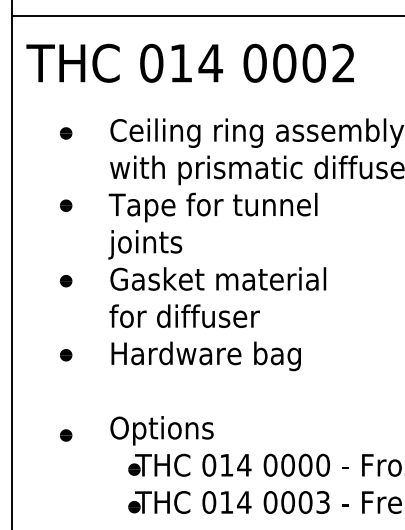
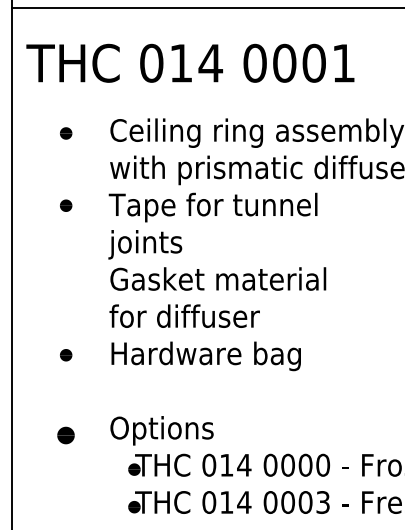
line position: (206, 15) -> (206, 7) (206, 7)
text: 0002 -> 0001 (343, 62)
part: present -> none (66, 281)
part size: 13x13 px -> 18x19 px (65, 435)
